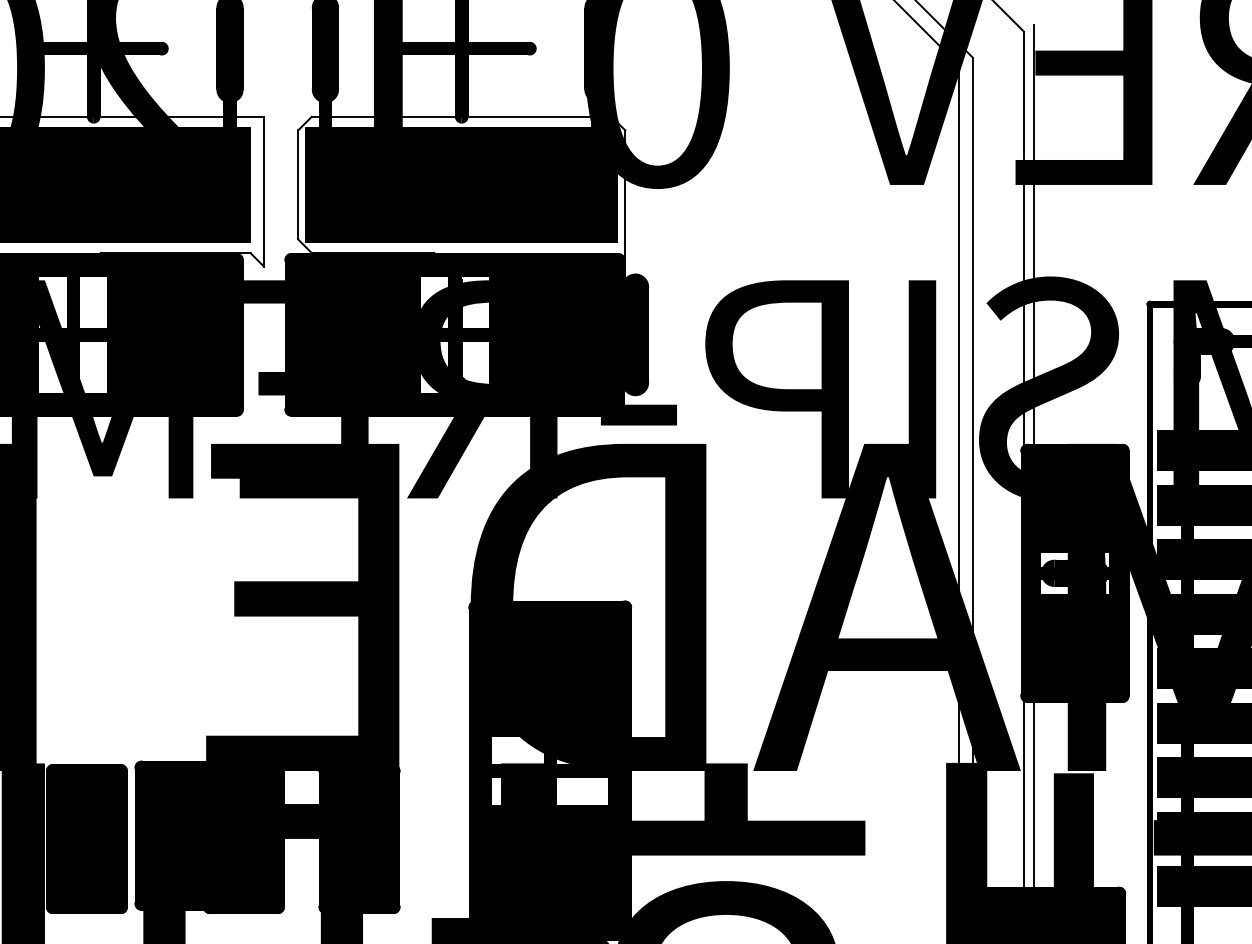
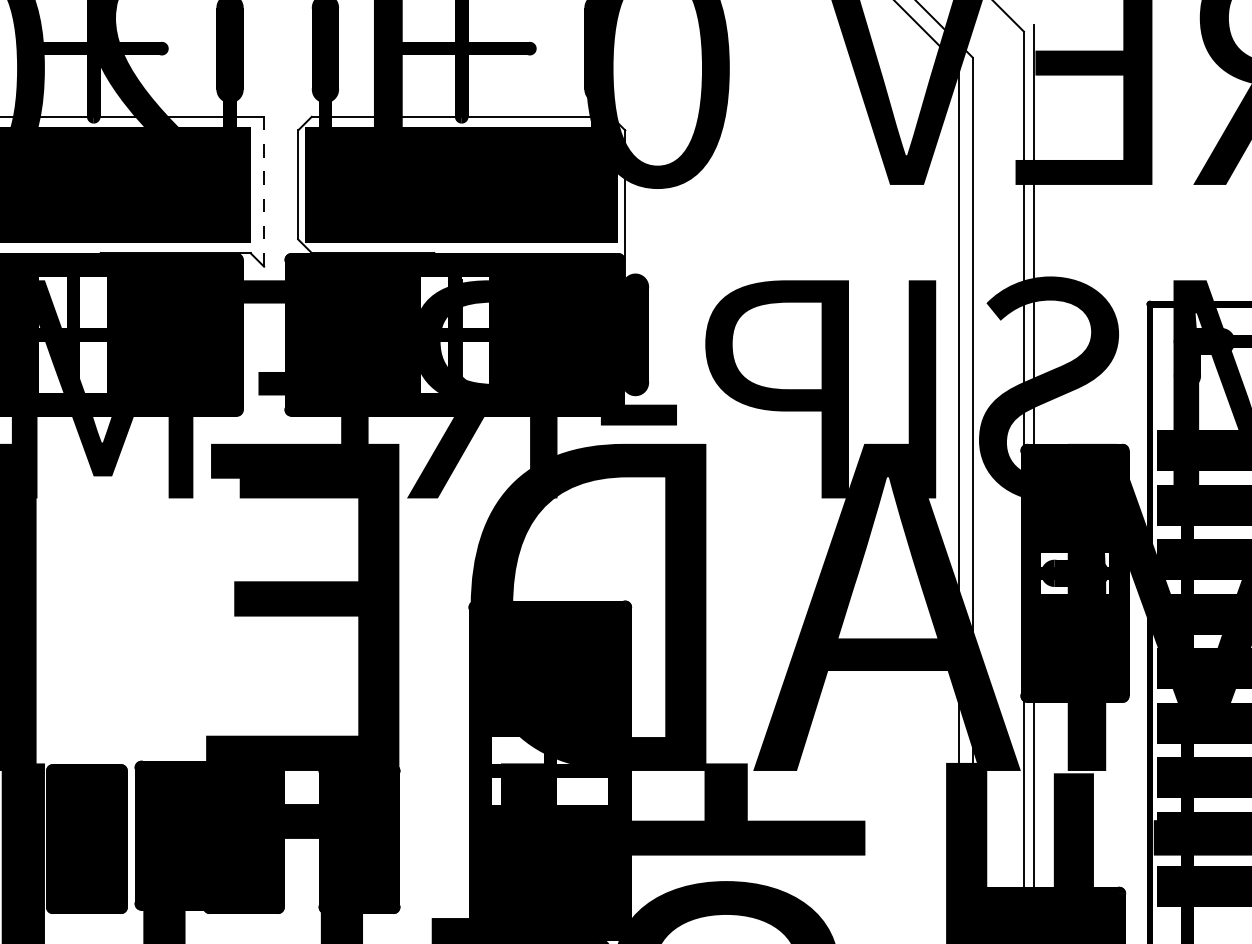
line: solid -> dashed (264, 191)
